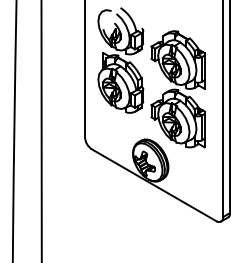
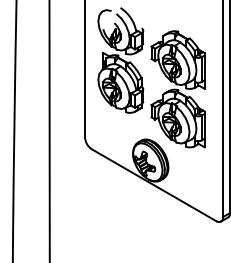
line position: (41, 130) -> (49, 130) (49, 130)
